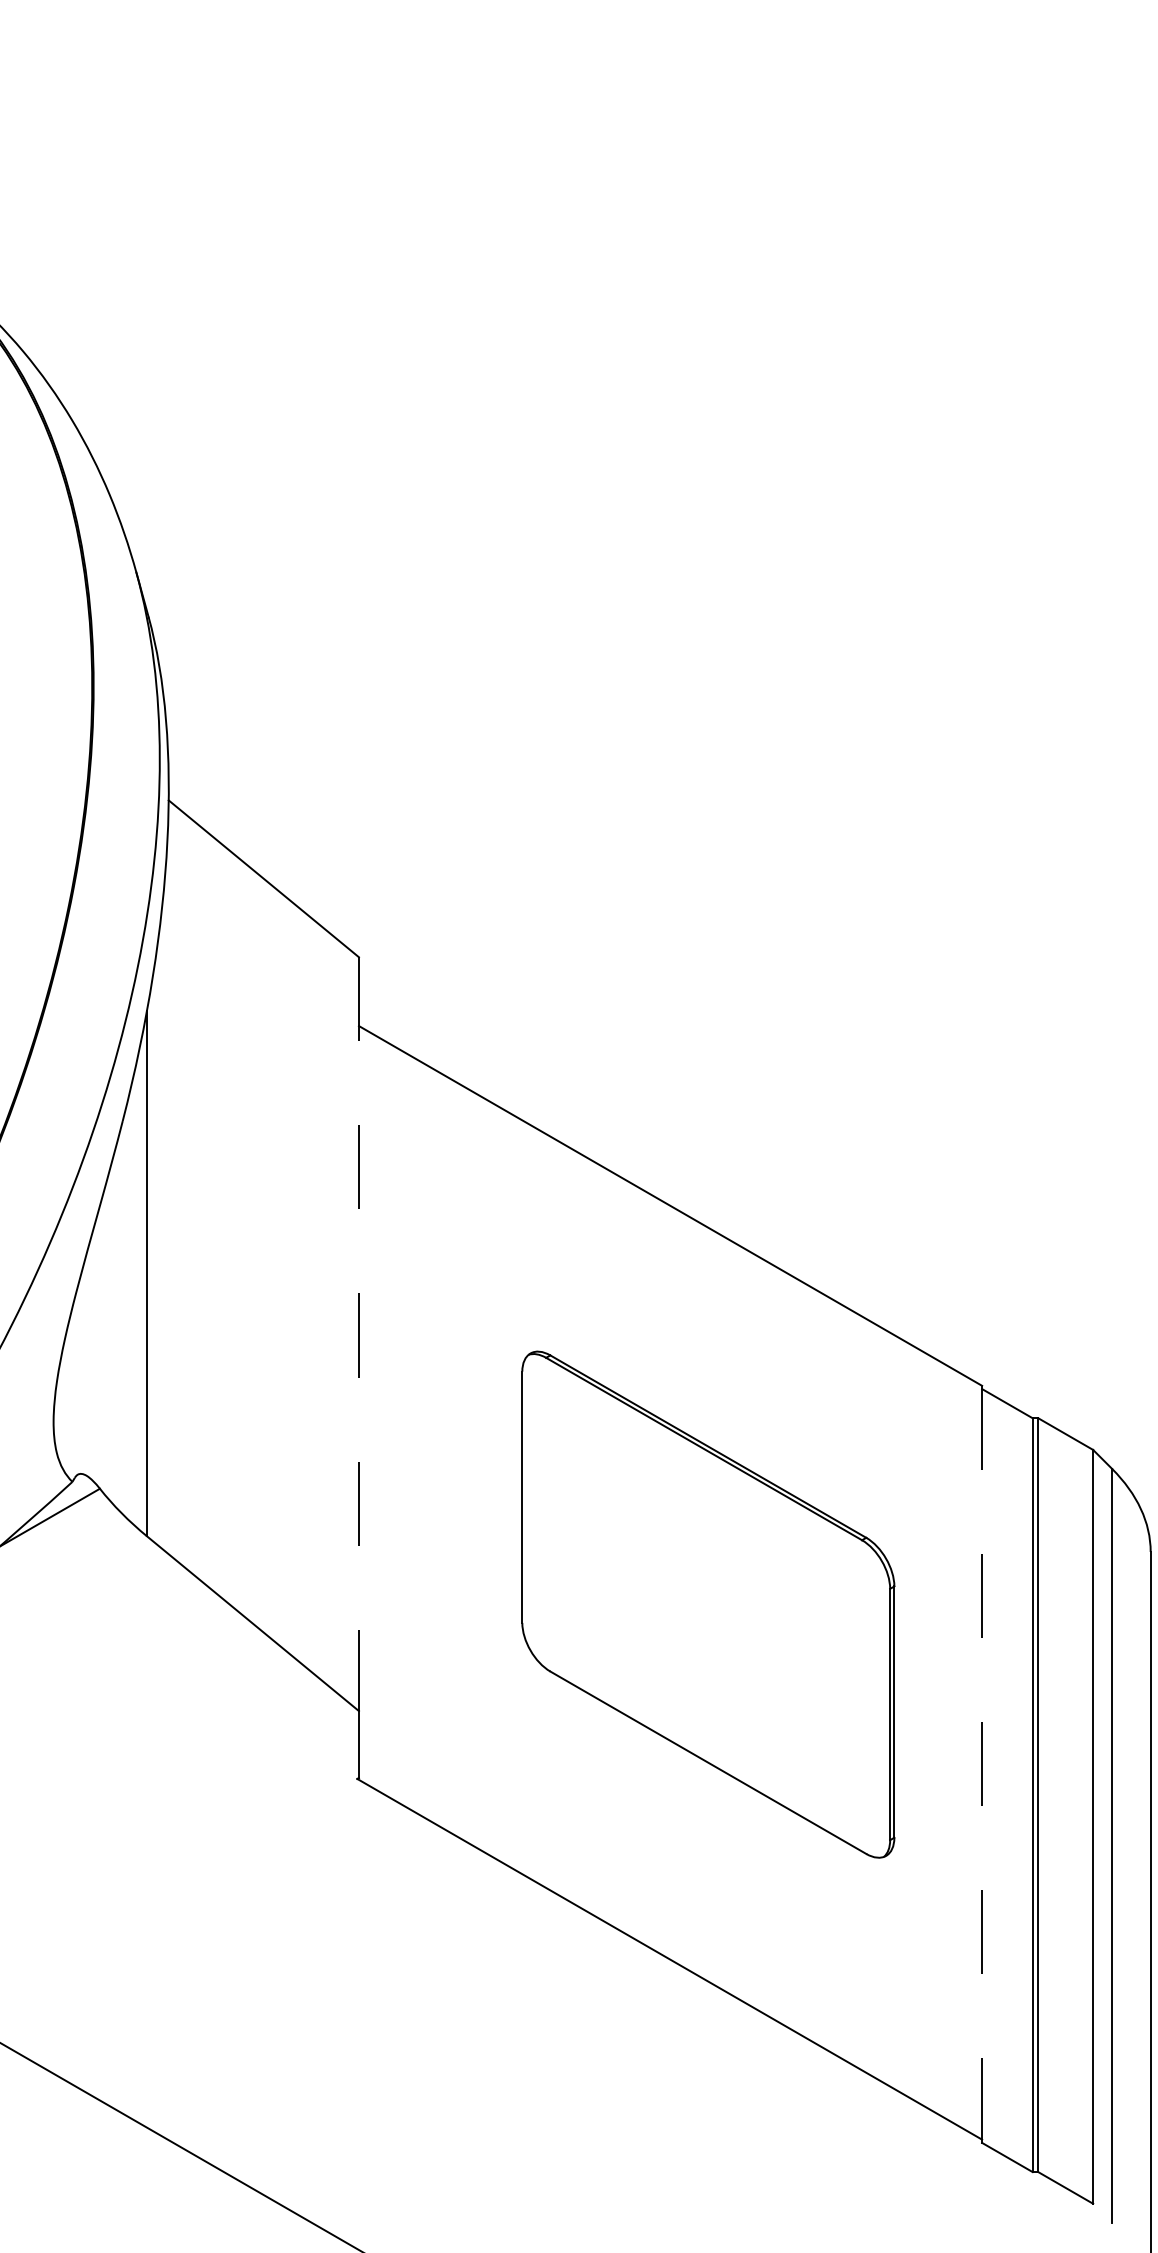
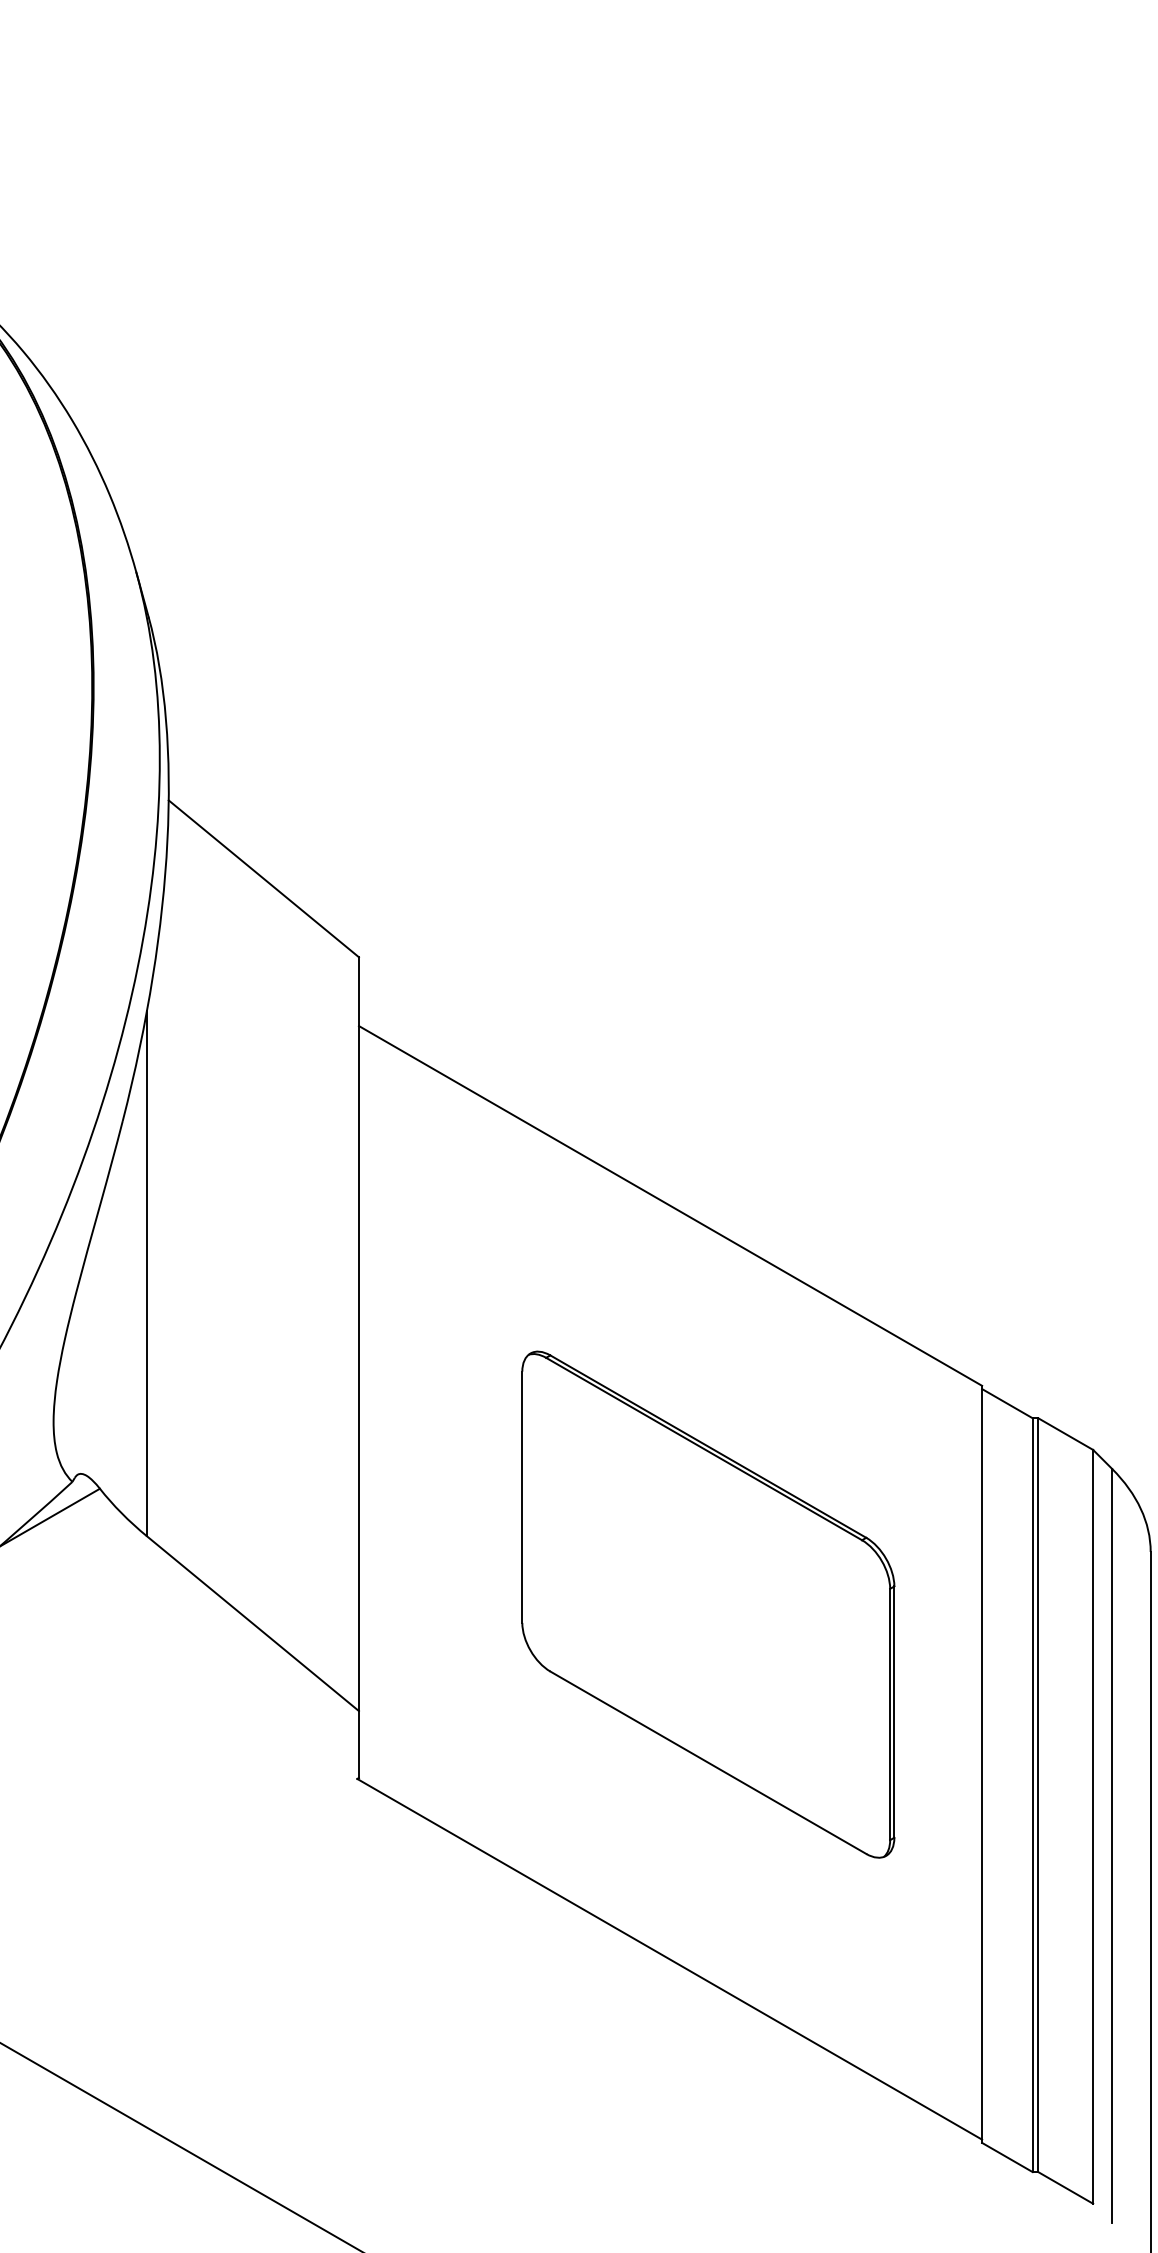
line: dashed -> solid (358, 1334)
line: dashed -> solid (982, 1762)
